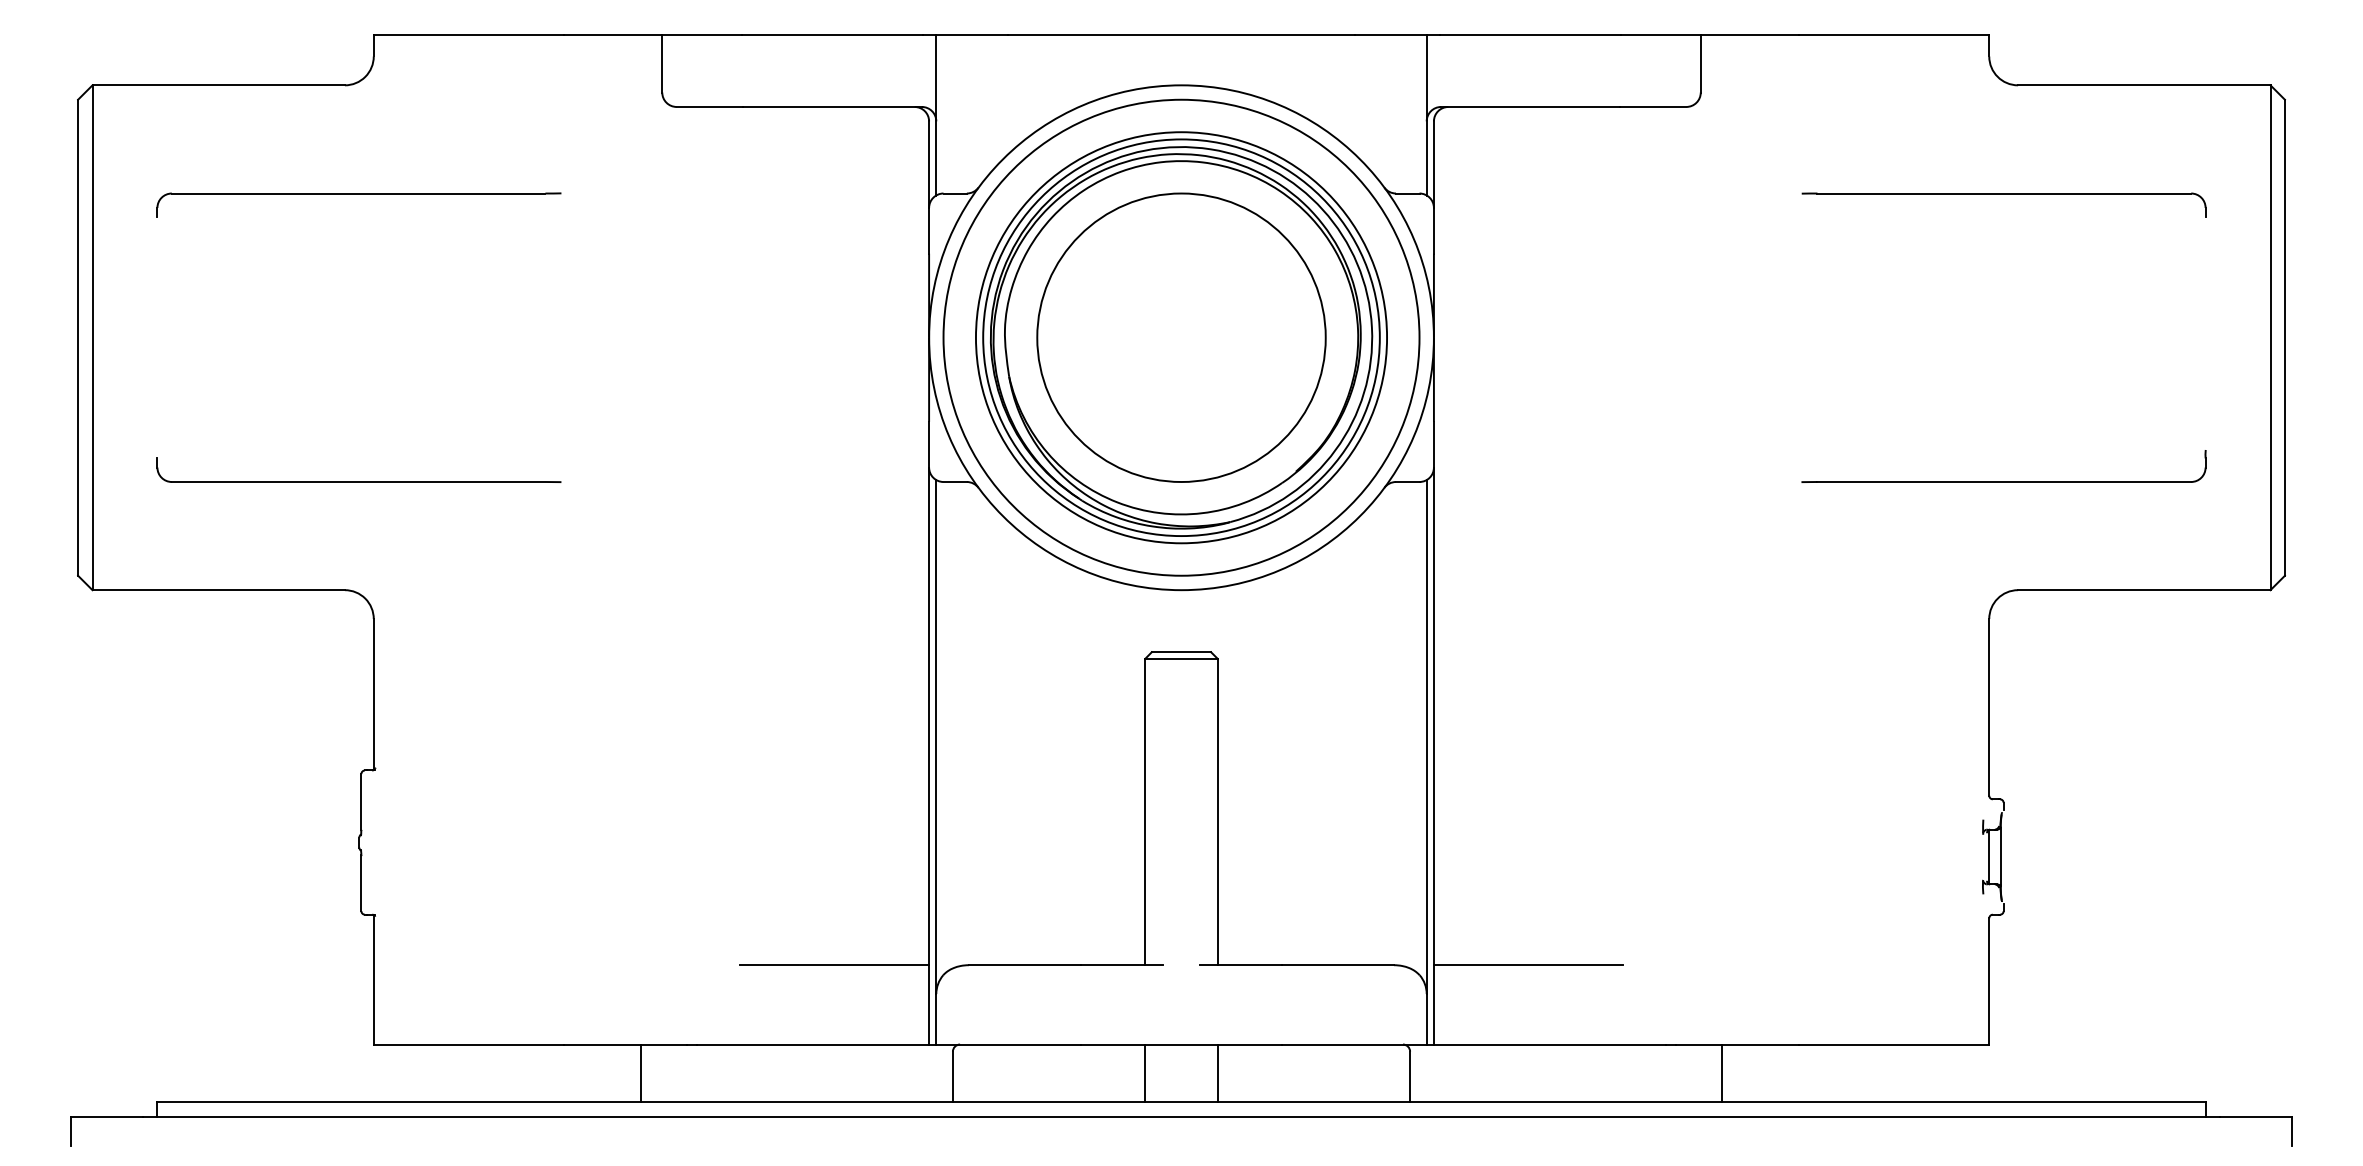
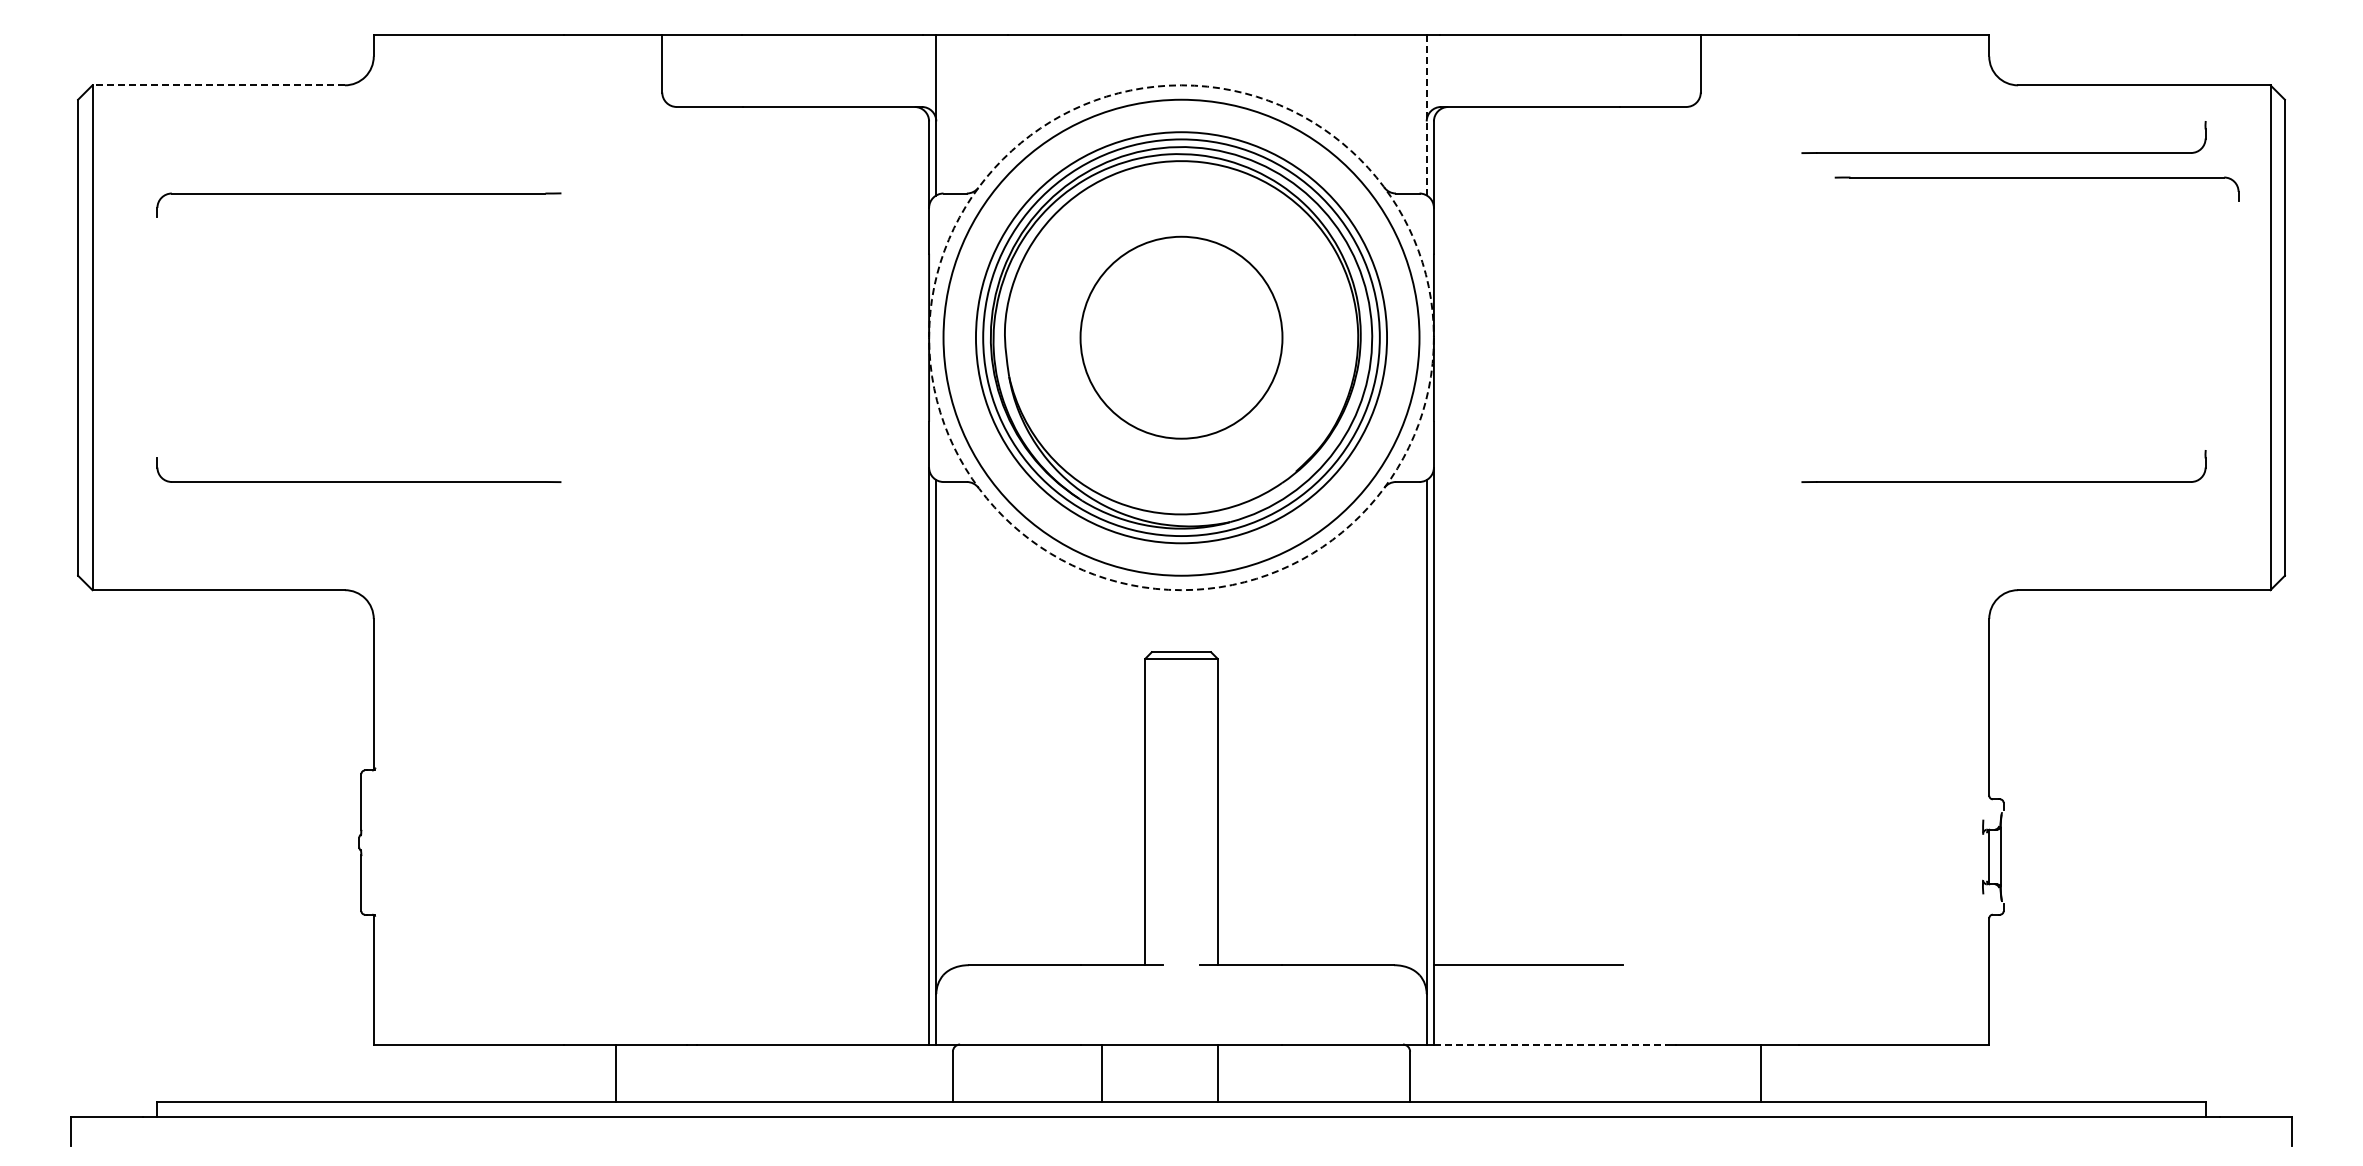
line: solid -> dashed (218, 85)
line: solid -> dashed (1426, 114)
part: none -> present (2003, 152)
part position: (2003, 194) -> (2036, 178) (2036, 178)
circle diameter: 288 px -> 202 px (1181, 337)
circle: solid -> dashed (1181, 337)
line: present -> none (834, 965)
line: solid -> dashed (1549, 1044)
line position: (640, 1073) -> (615, 1073) (615, 1073)
line position: (1145, 1073) -> (1102, 1073) (1102, 1073)
line position: (1722, 1073) -> (1761, 1073) (1761, 1073)
